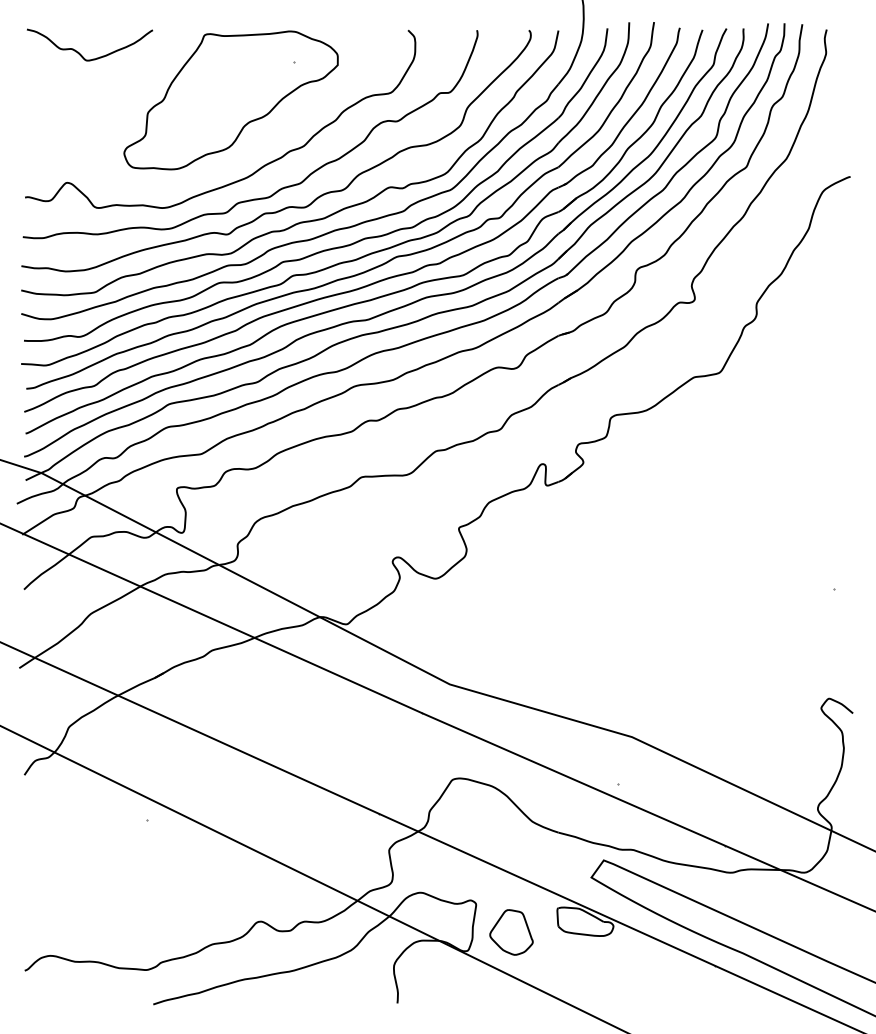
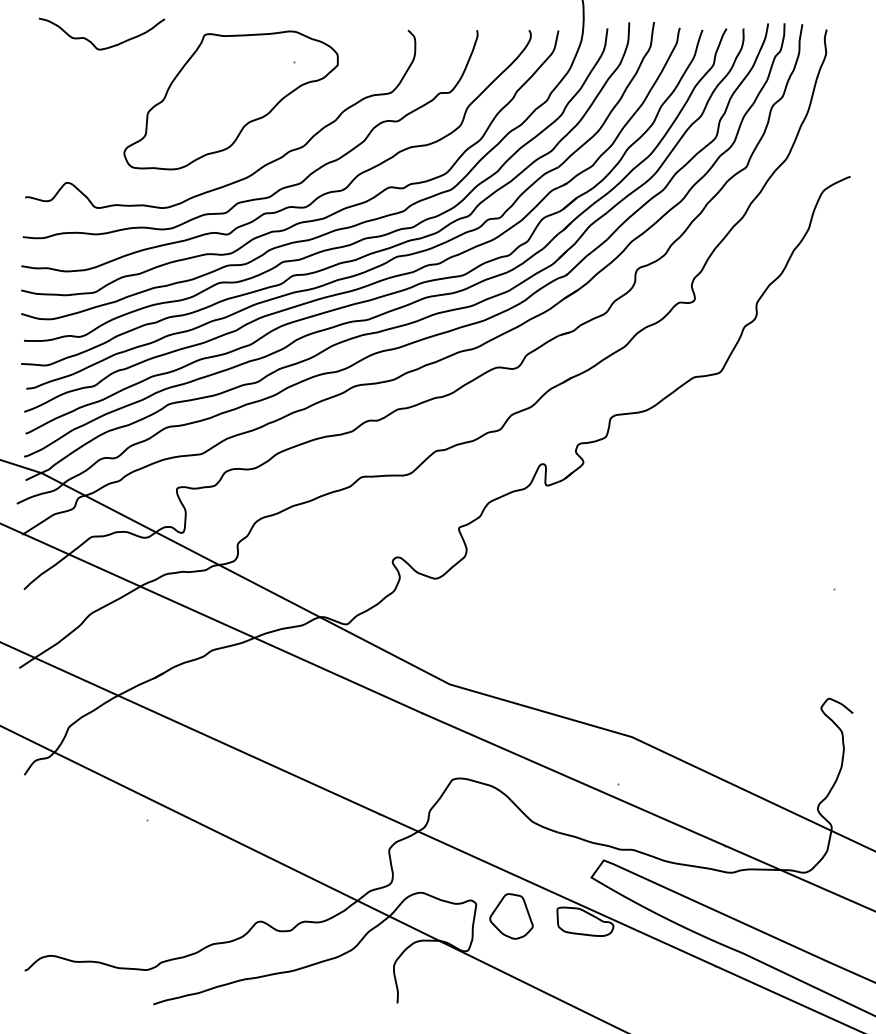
curve position: (80, 53) -> (92, 42) (92, 42)
part position: (511, 932) -> (511, 916) (511, 916)
